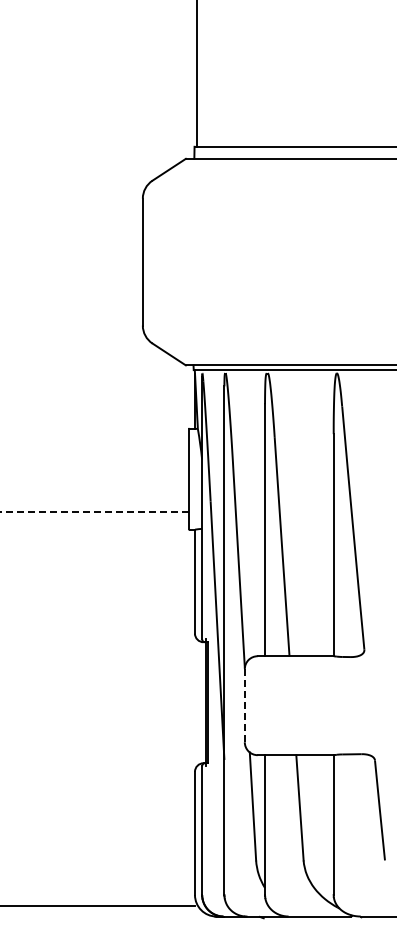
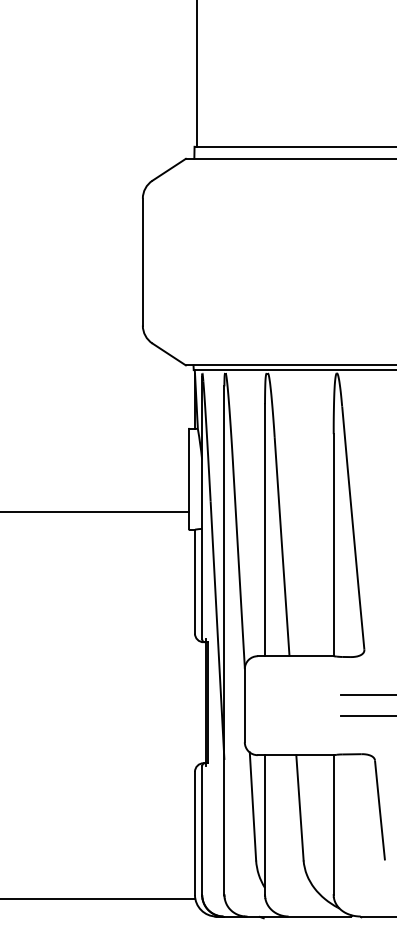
line: dashed -> solid (94, 512)
line: none -> present (367, 694)
line: dashed -> solid (244, 705)
line: none -> present (367, 716)
line position: (98, 906) -> (98, 899) (98, 899)
